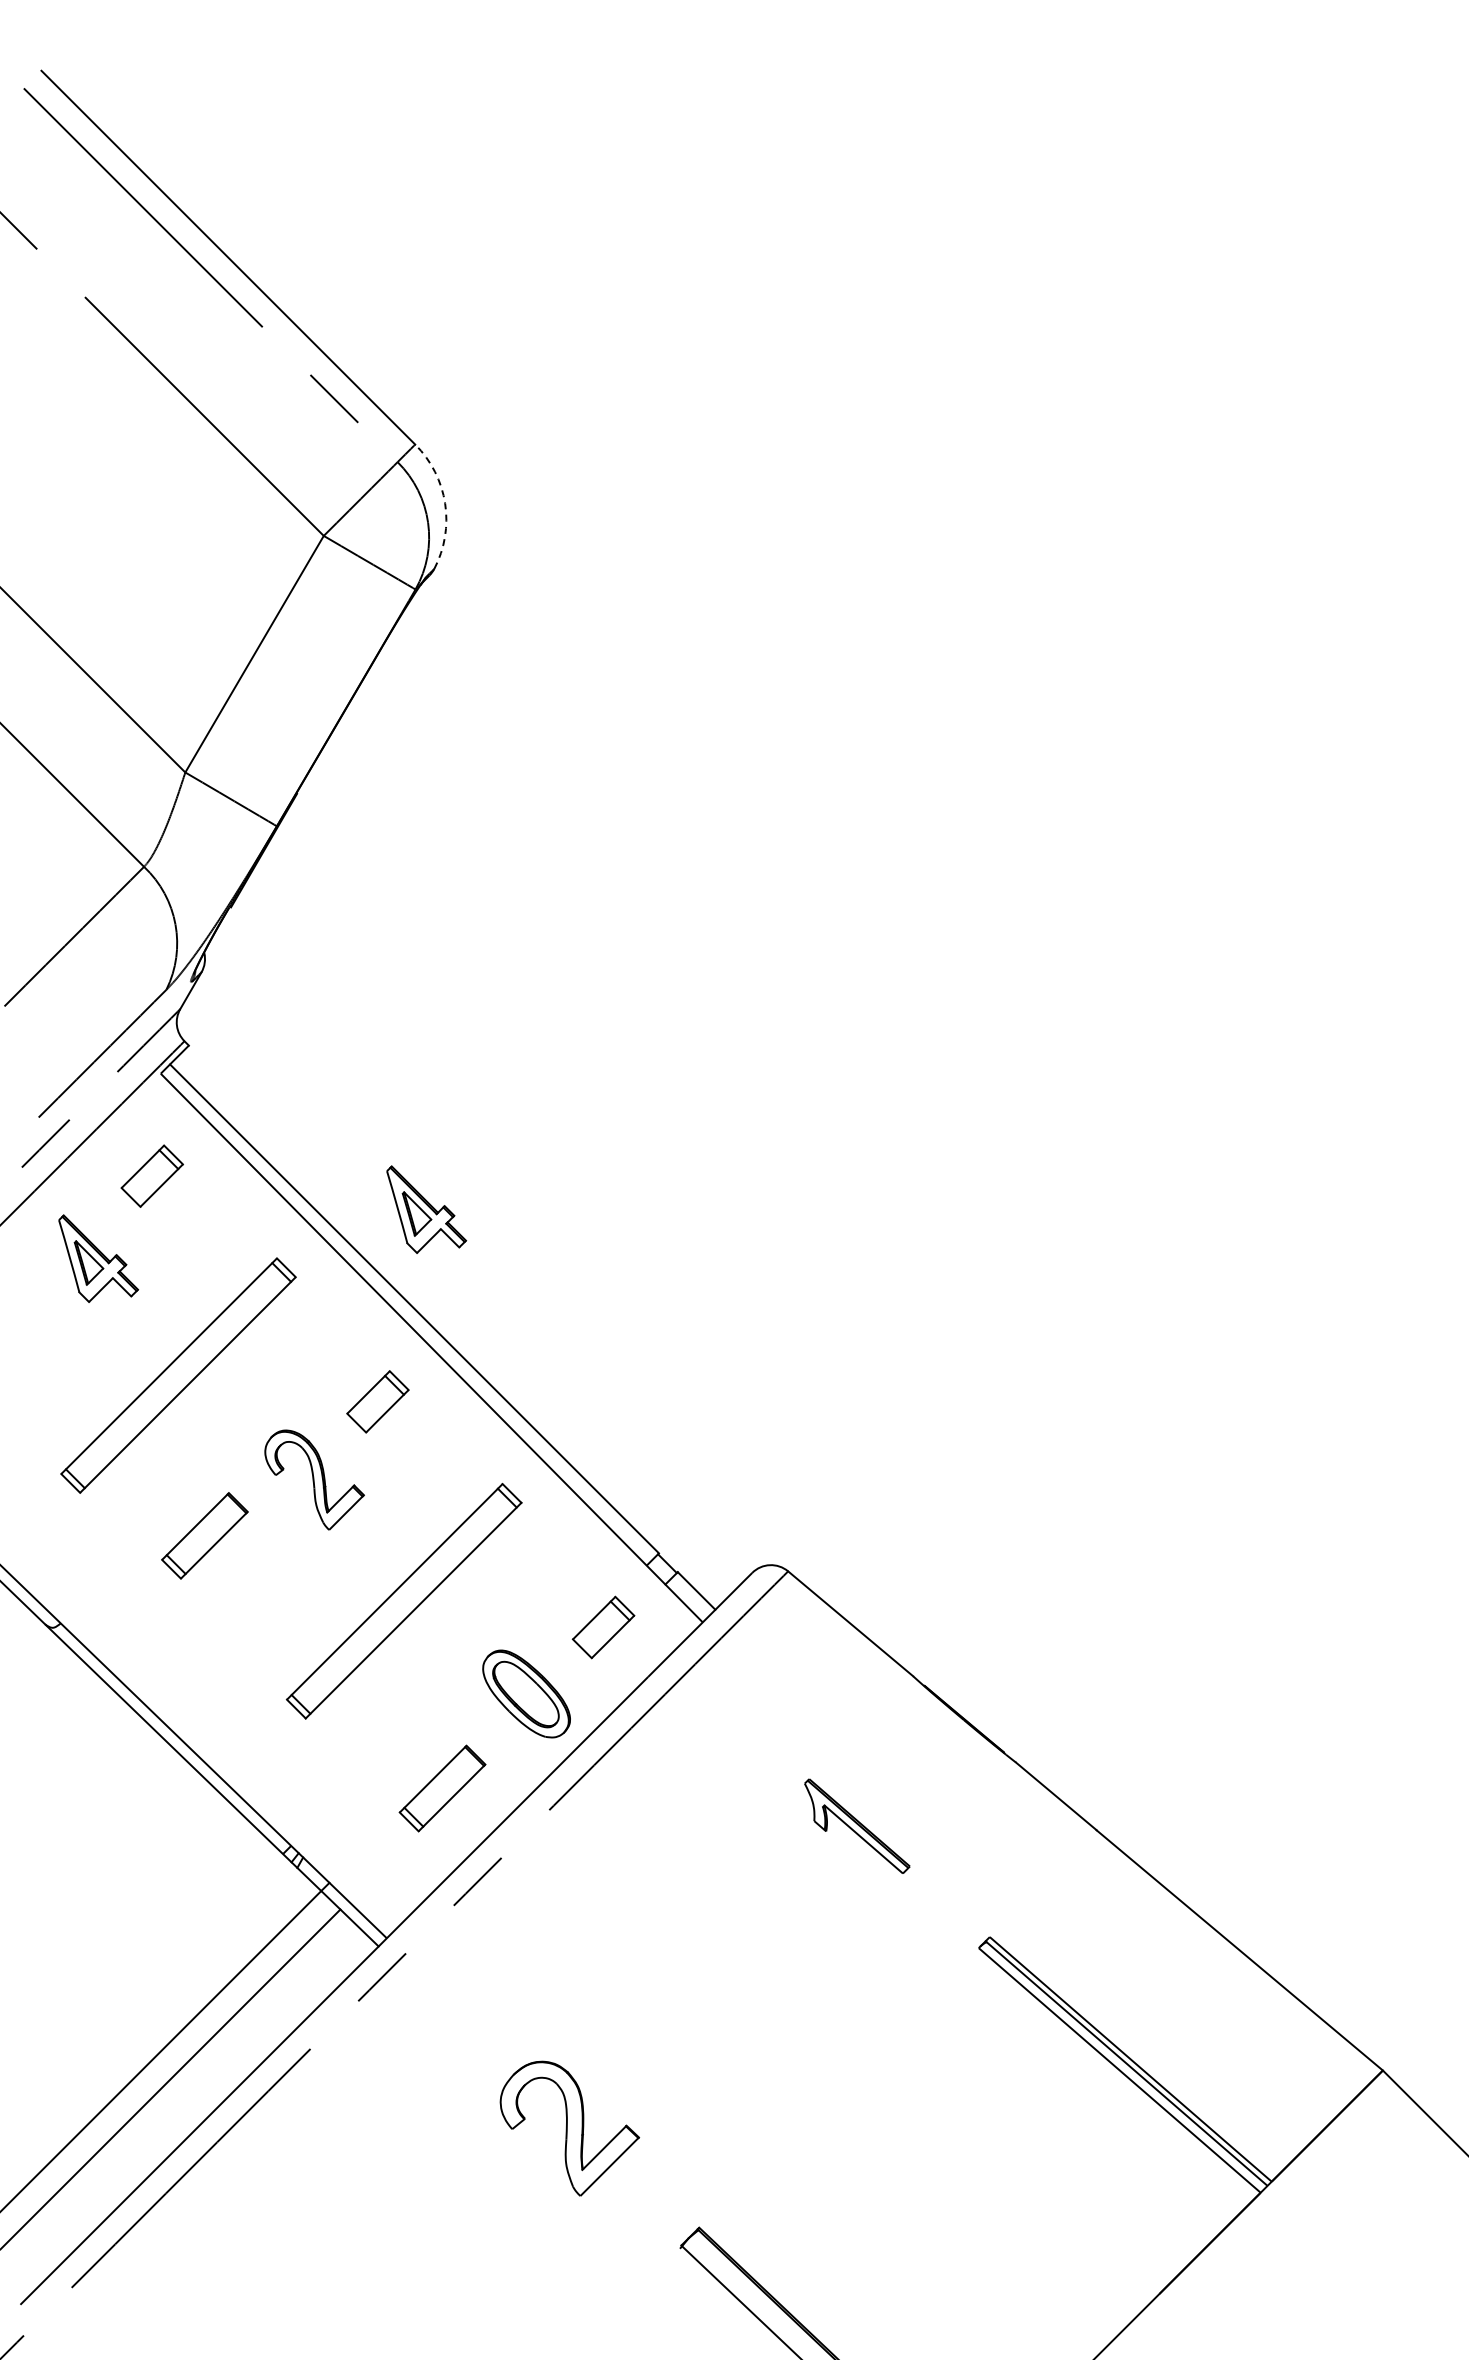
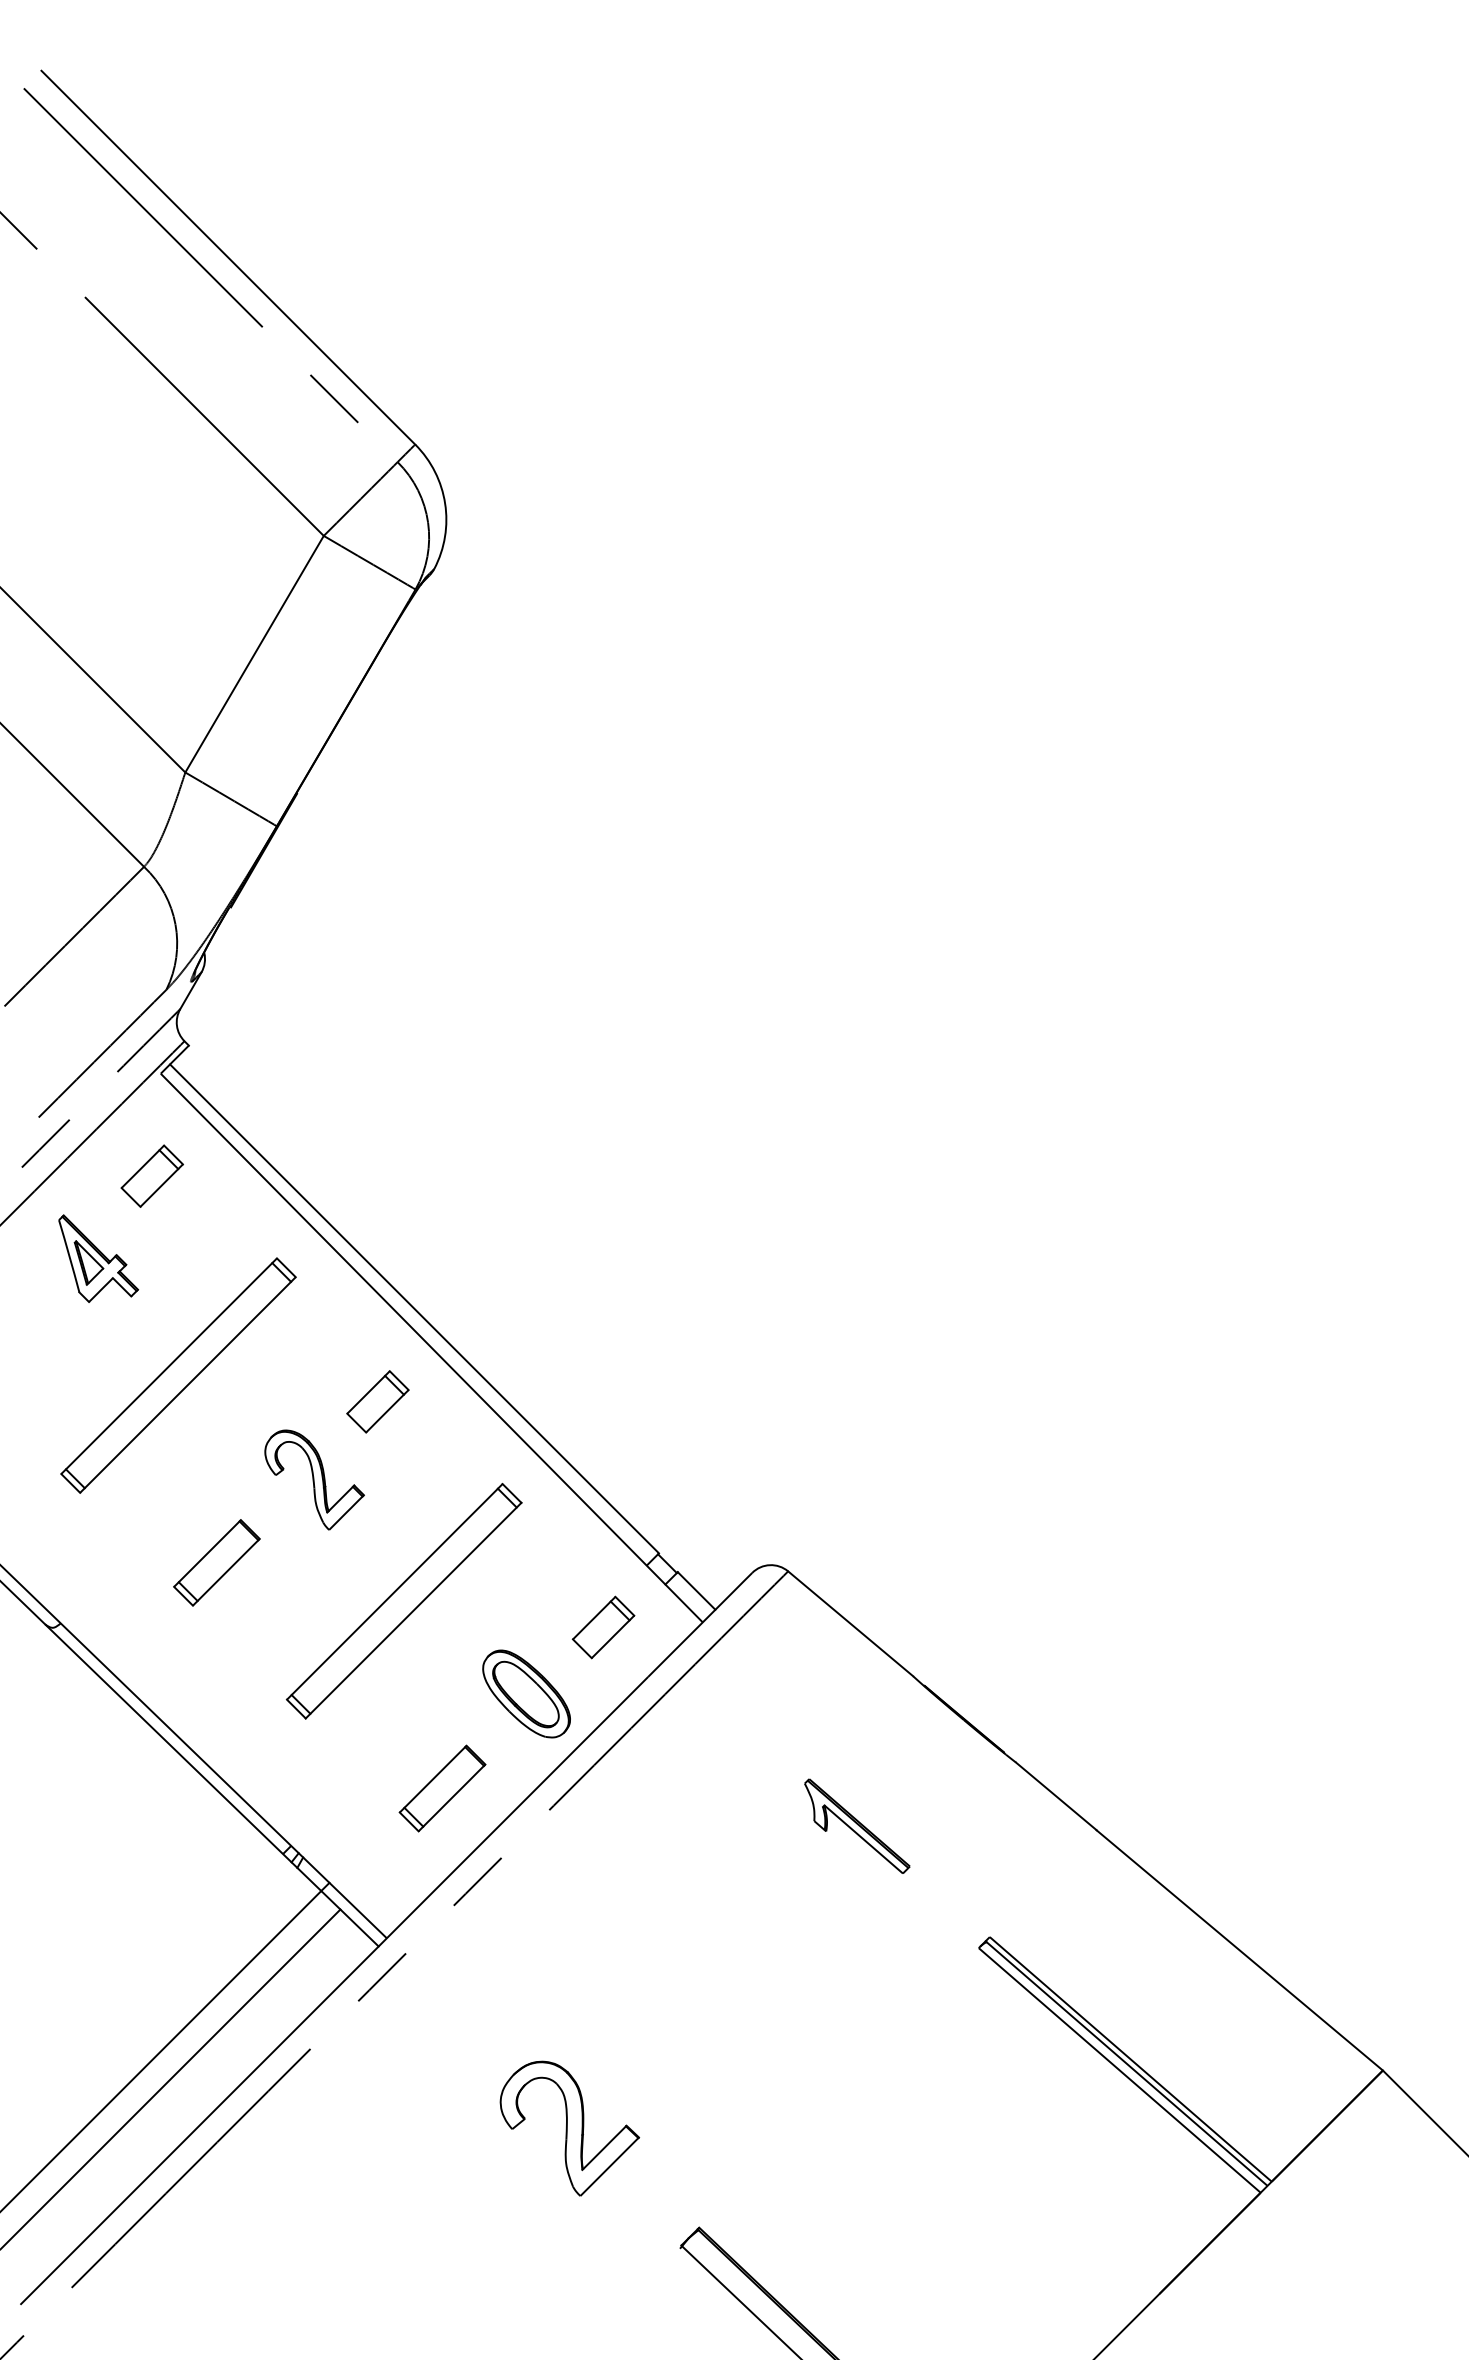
arc: dashed -> solid (445, 503)
part: present -> none (426, 1209)
part position: (204, 1535) -> (216, 1562) (216, 1562)
